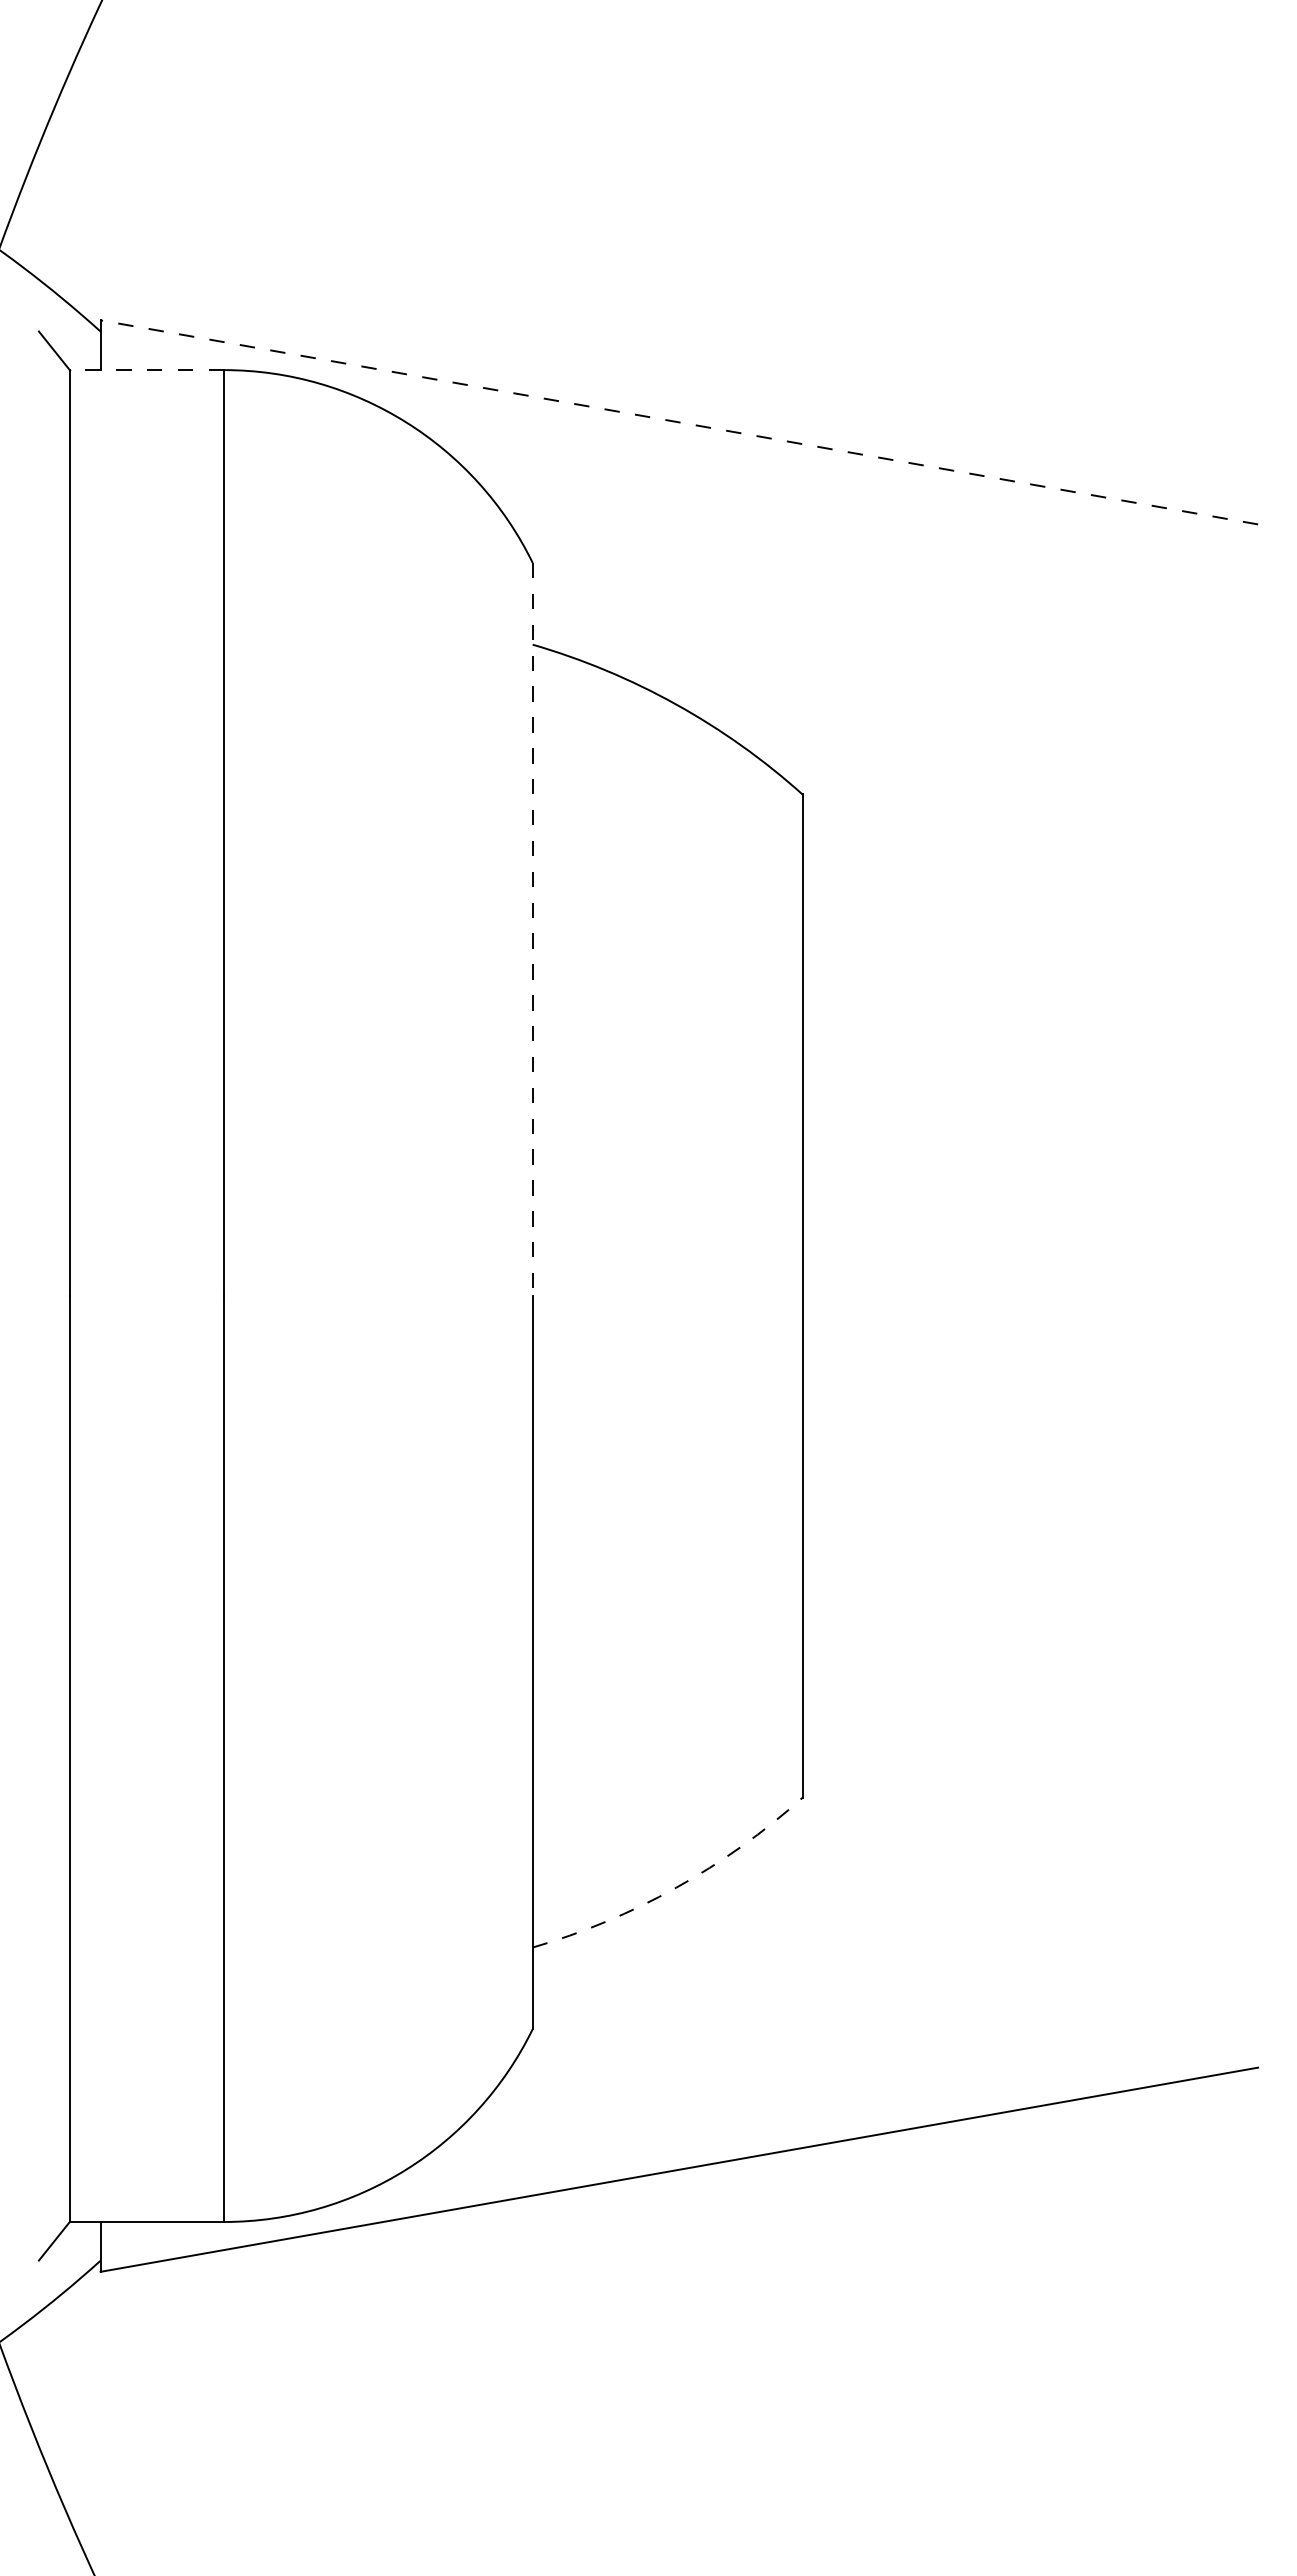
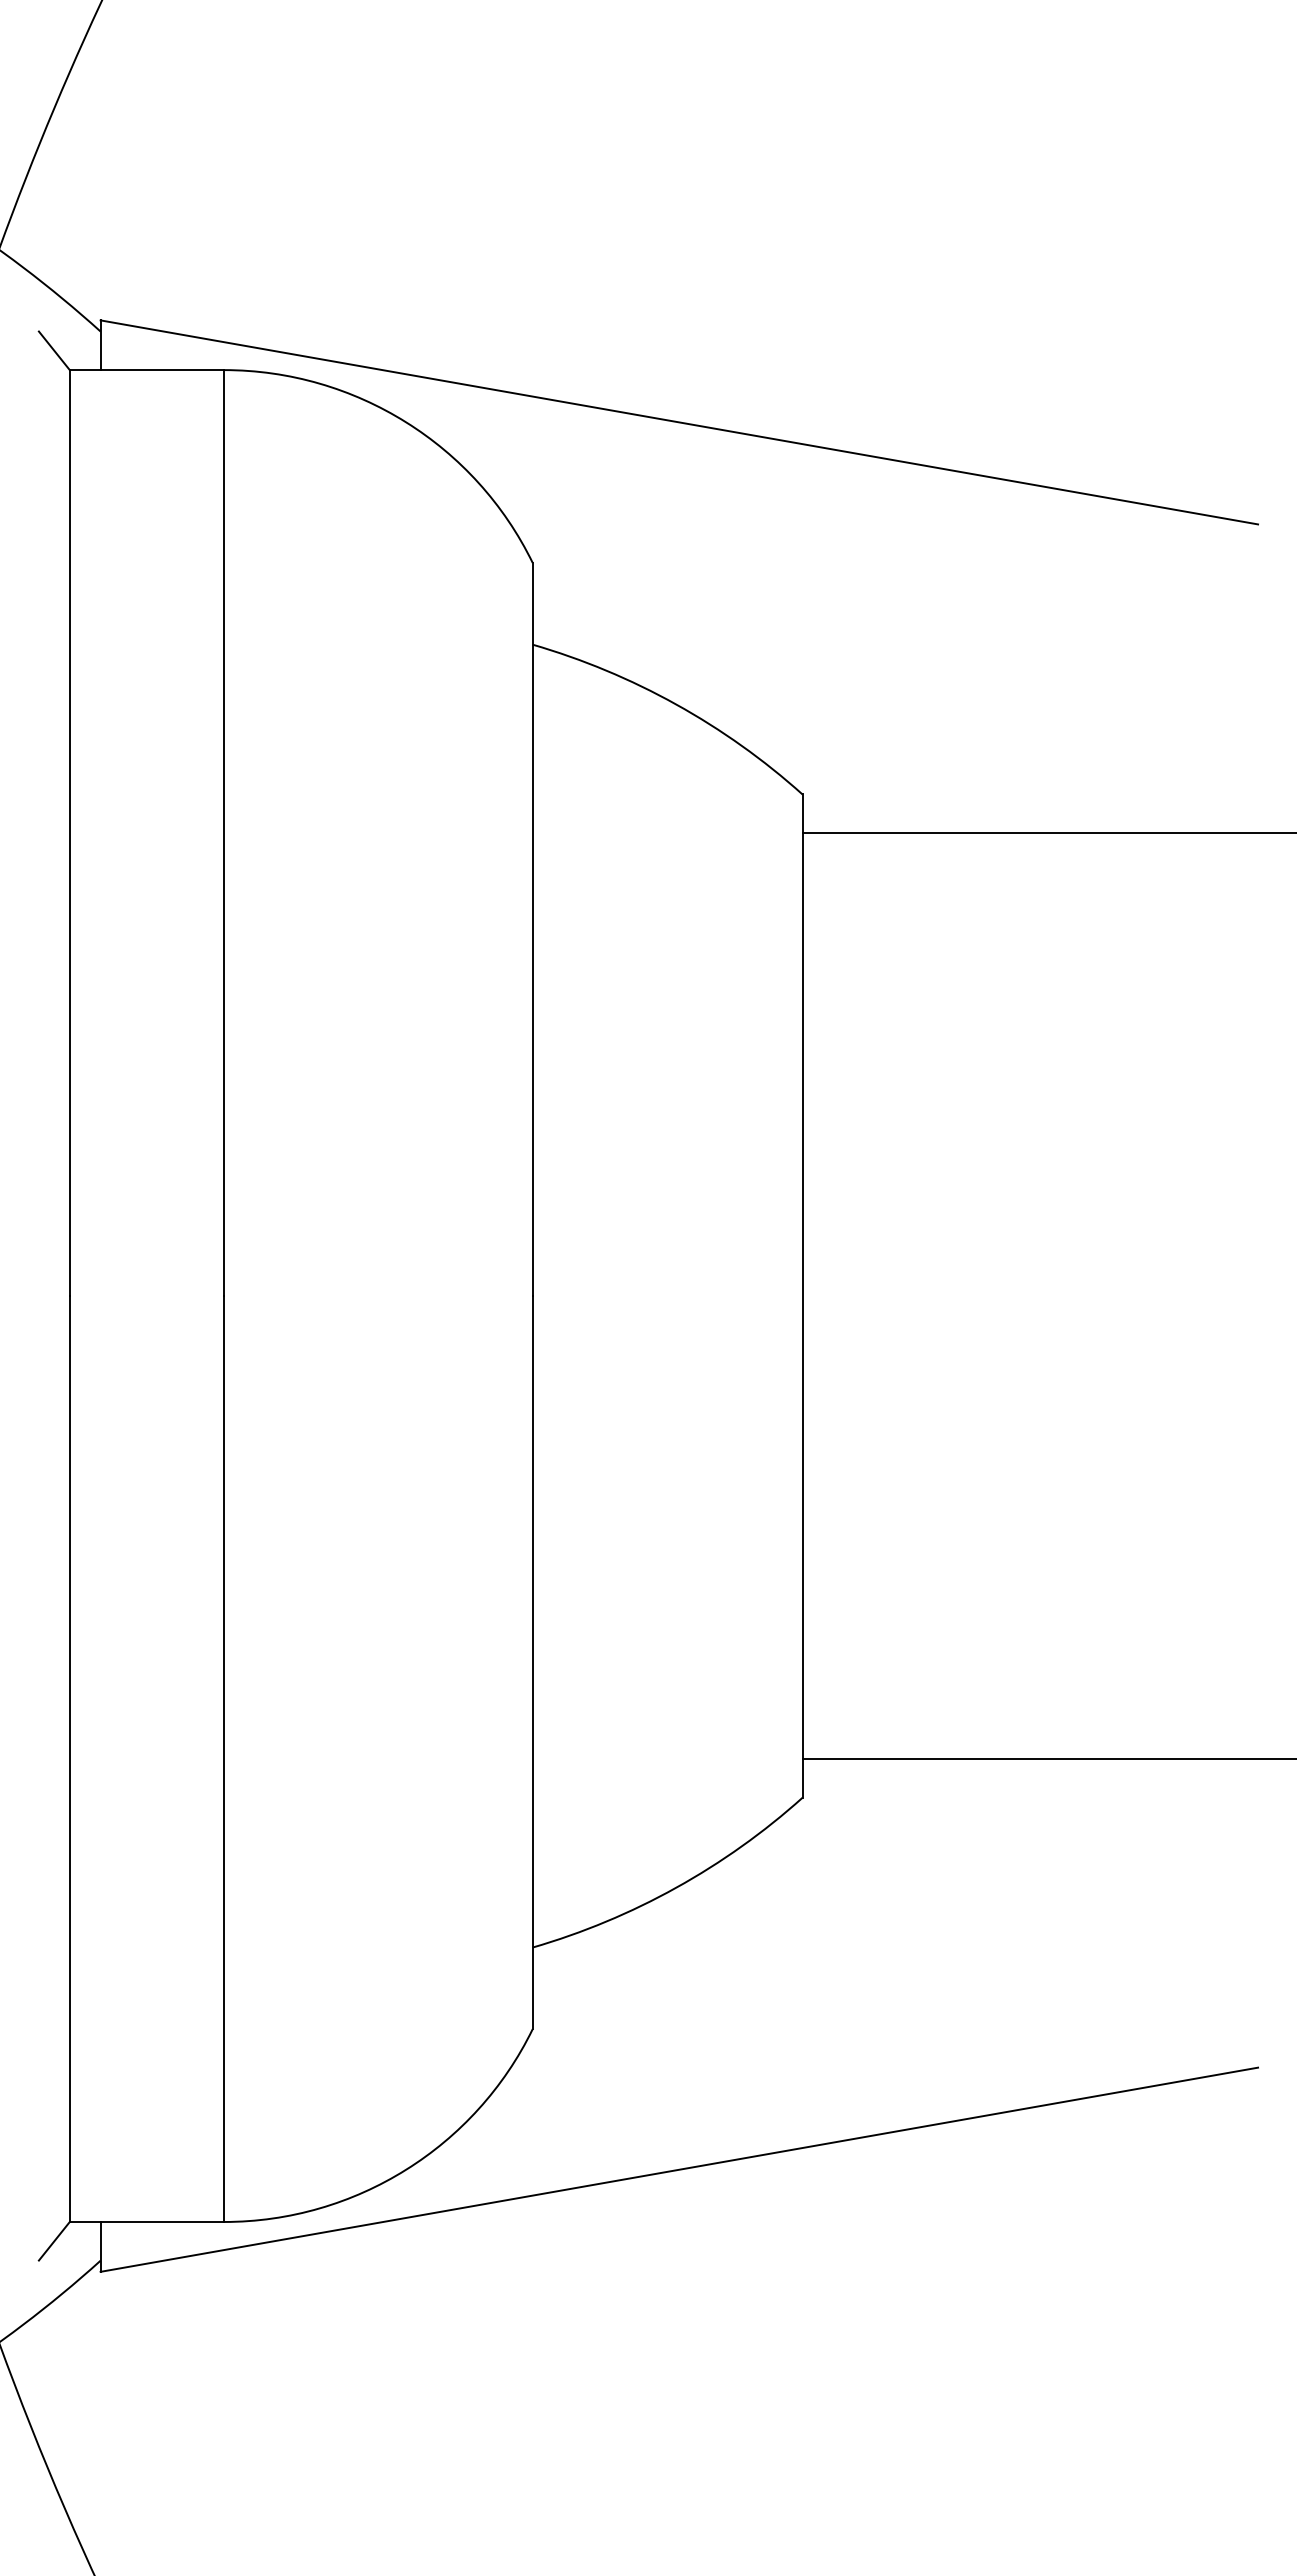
line: dashed -> solid (146, 370)
line: dashed -> solid (679, 422)
line: none -> present (1047, 833)
line: dashed -> solid (532, 929)
line: none -> present (1047, 1759)
arc: dashed -> solid (676, 1887)
